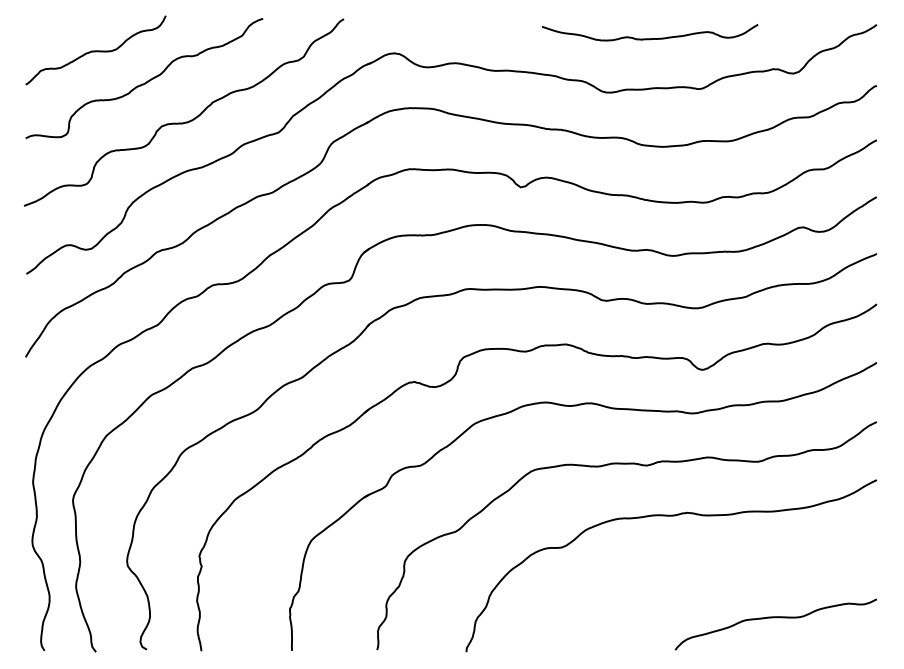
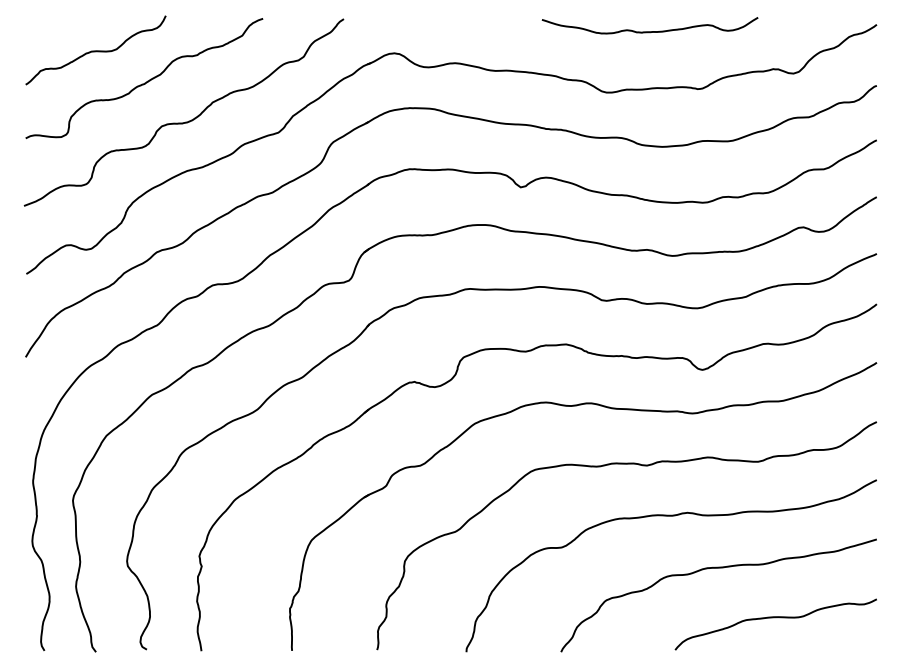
curve position: (649, 38) -> (649, 31) (649, 31)
curve: none -> present (718, 568)
